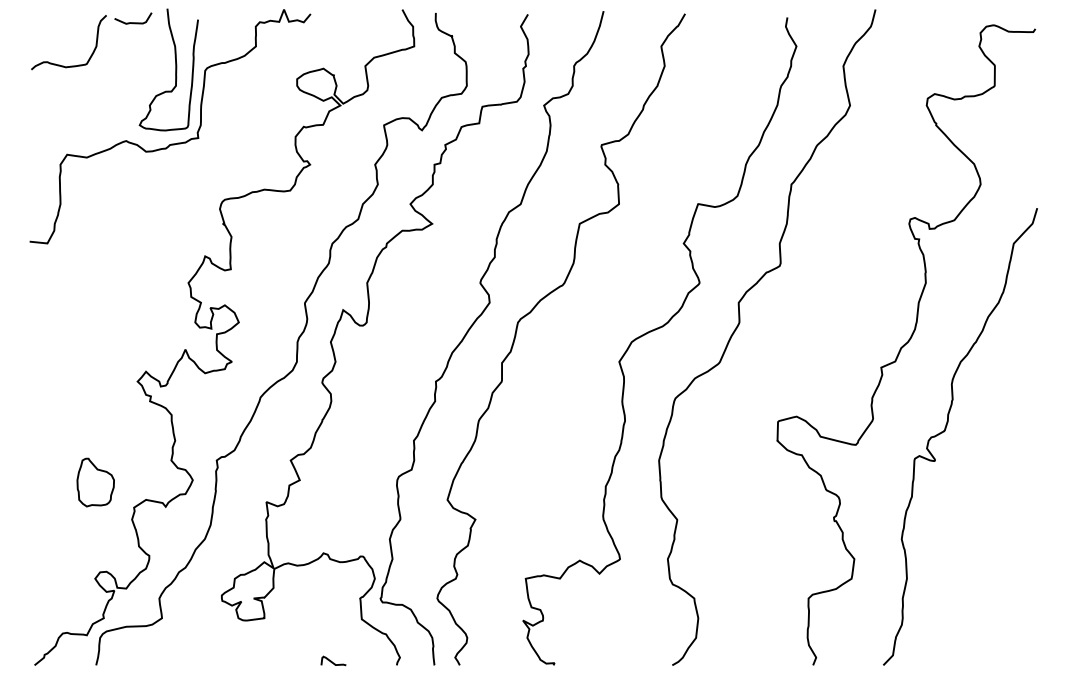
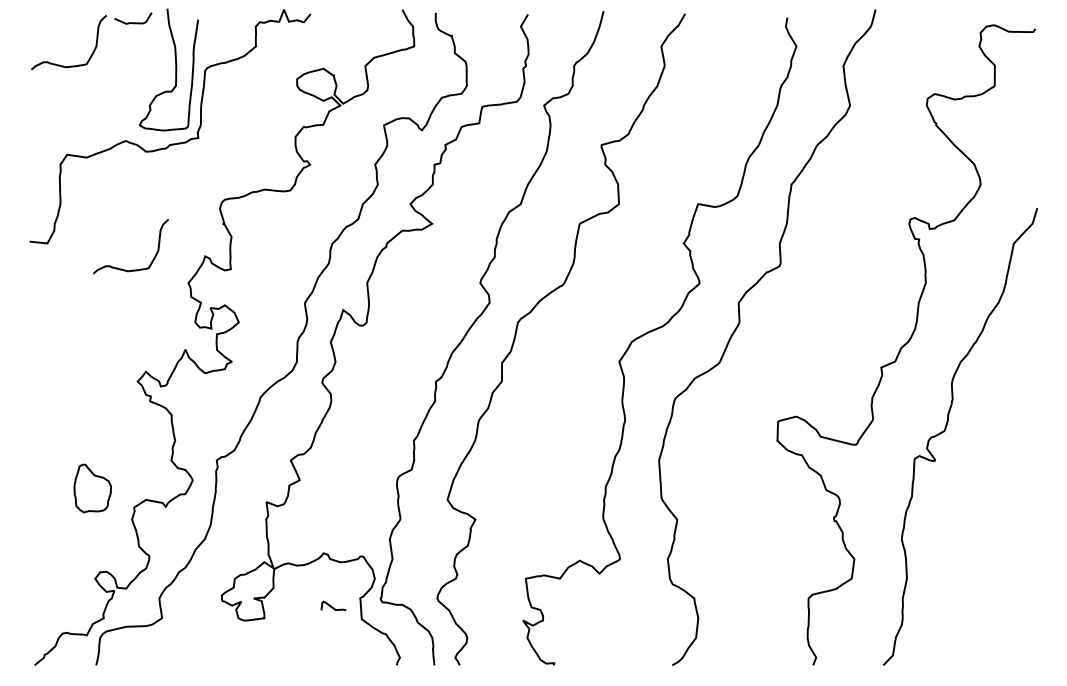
curve: none -> present (132, 269)
part position: (95, 482) -> (92, 488) (92, 488)
curve position: (332, 661) -> (332, 606) (332, 606)
